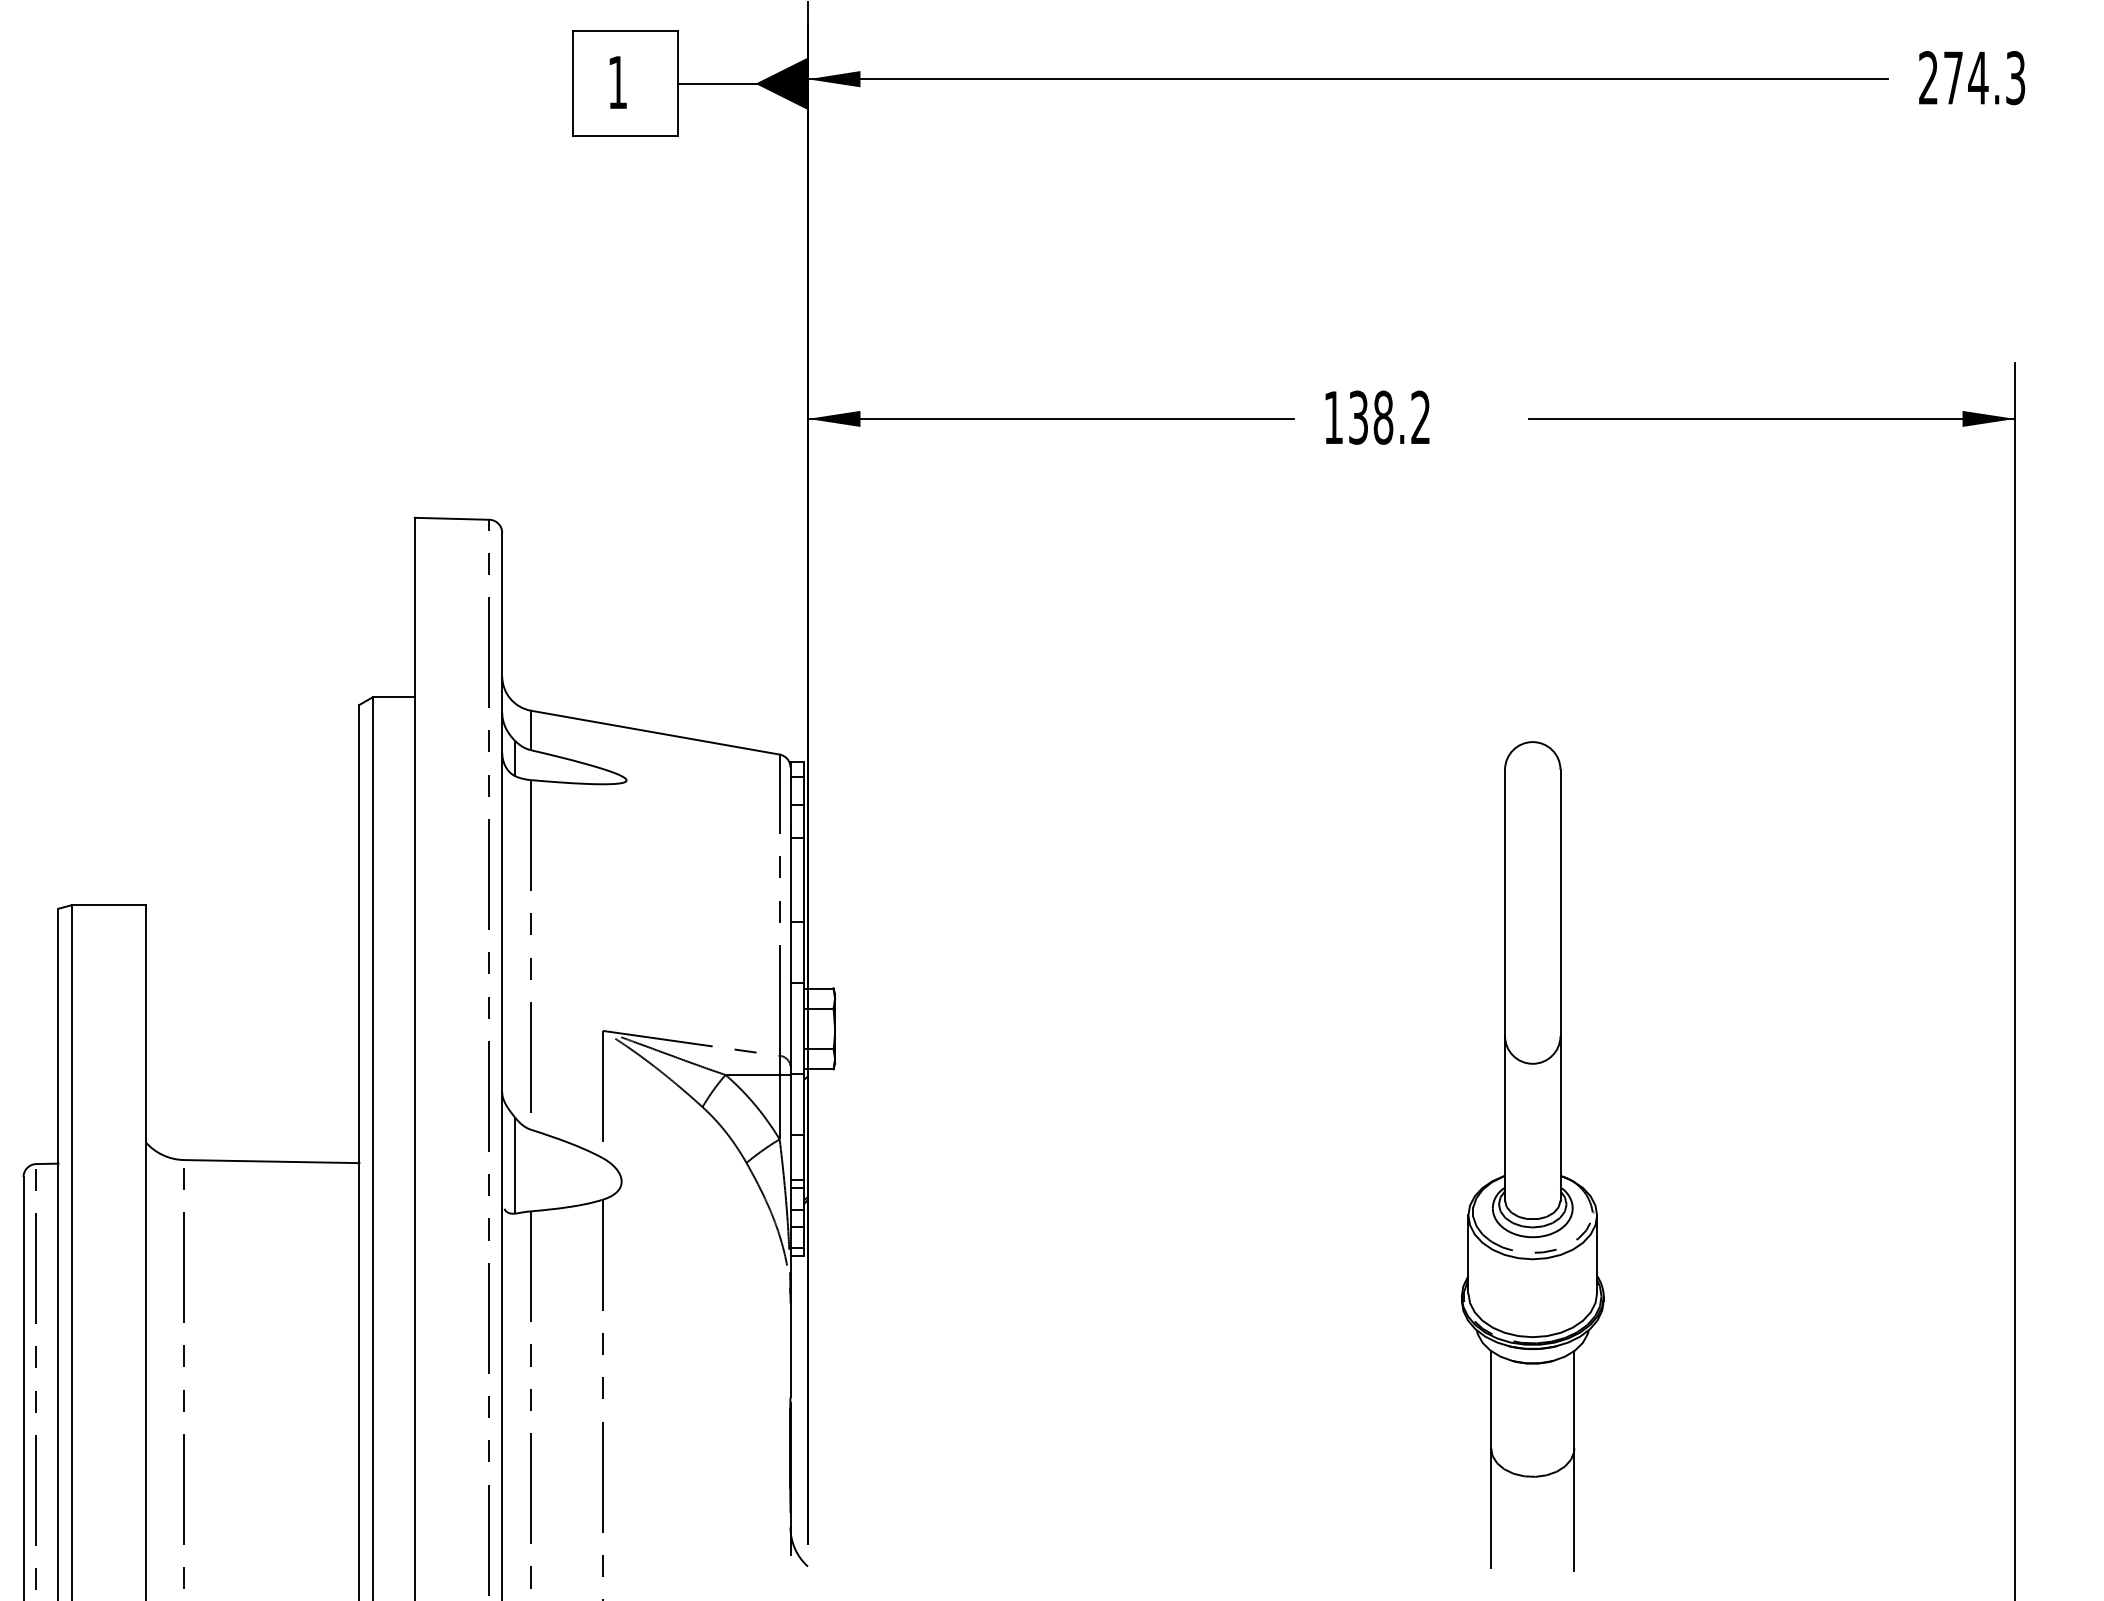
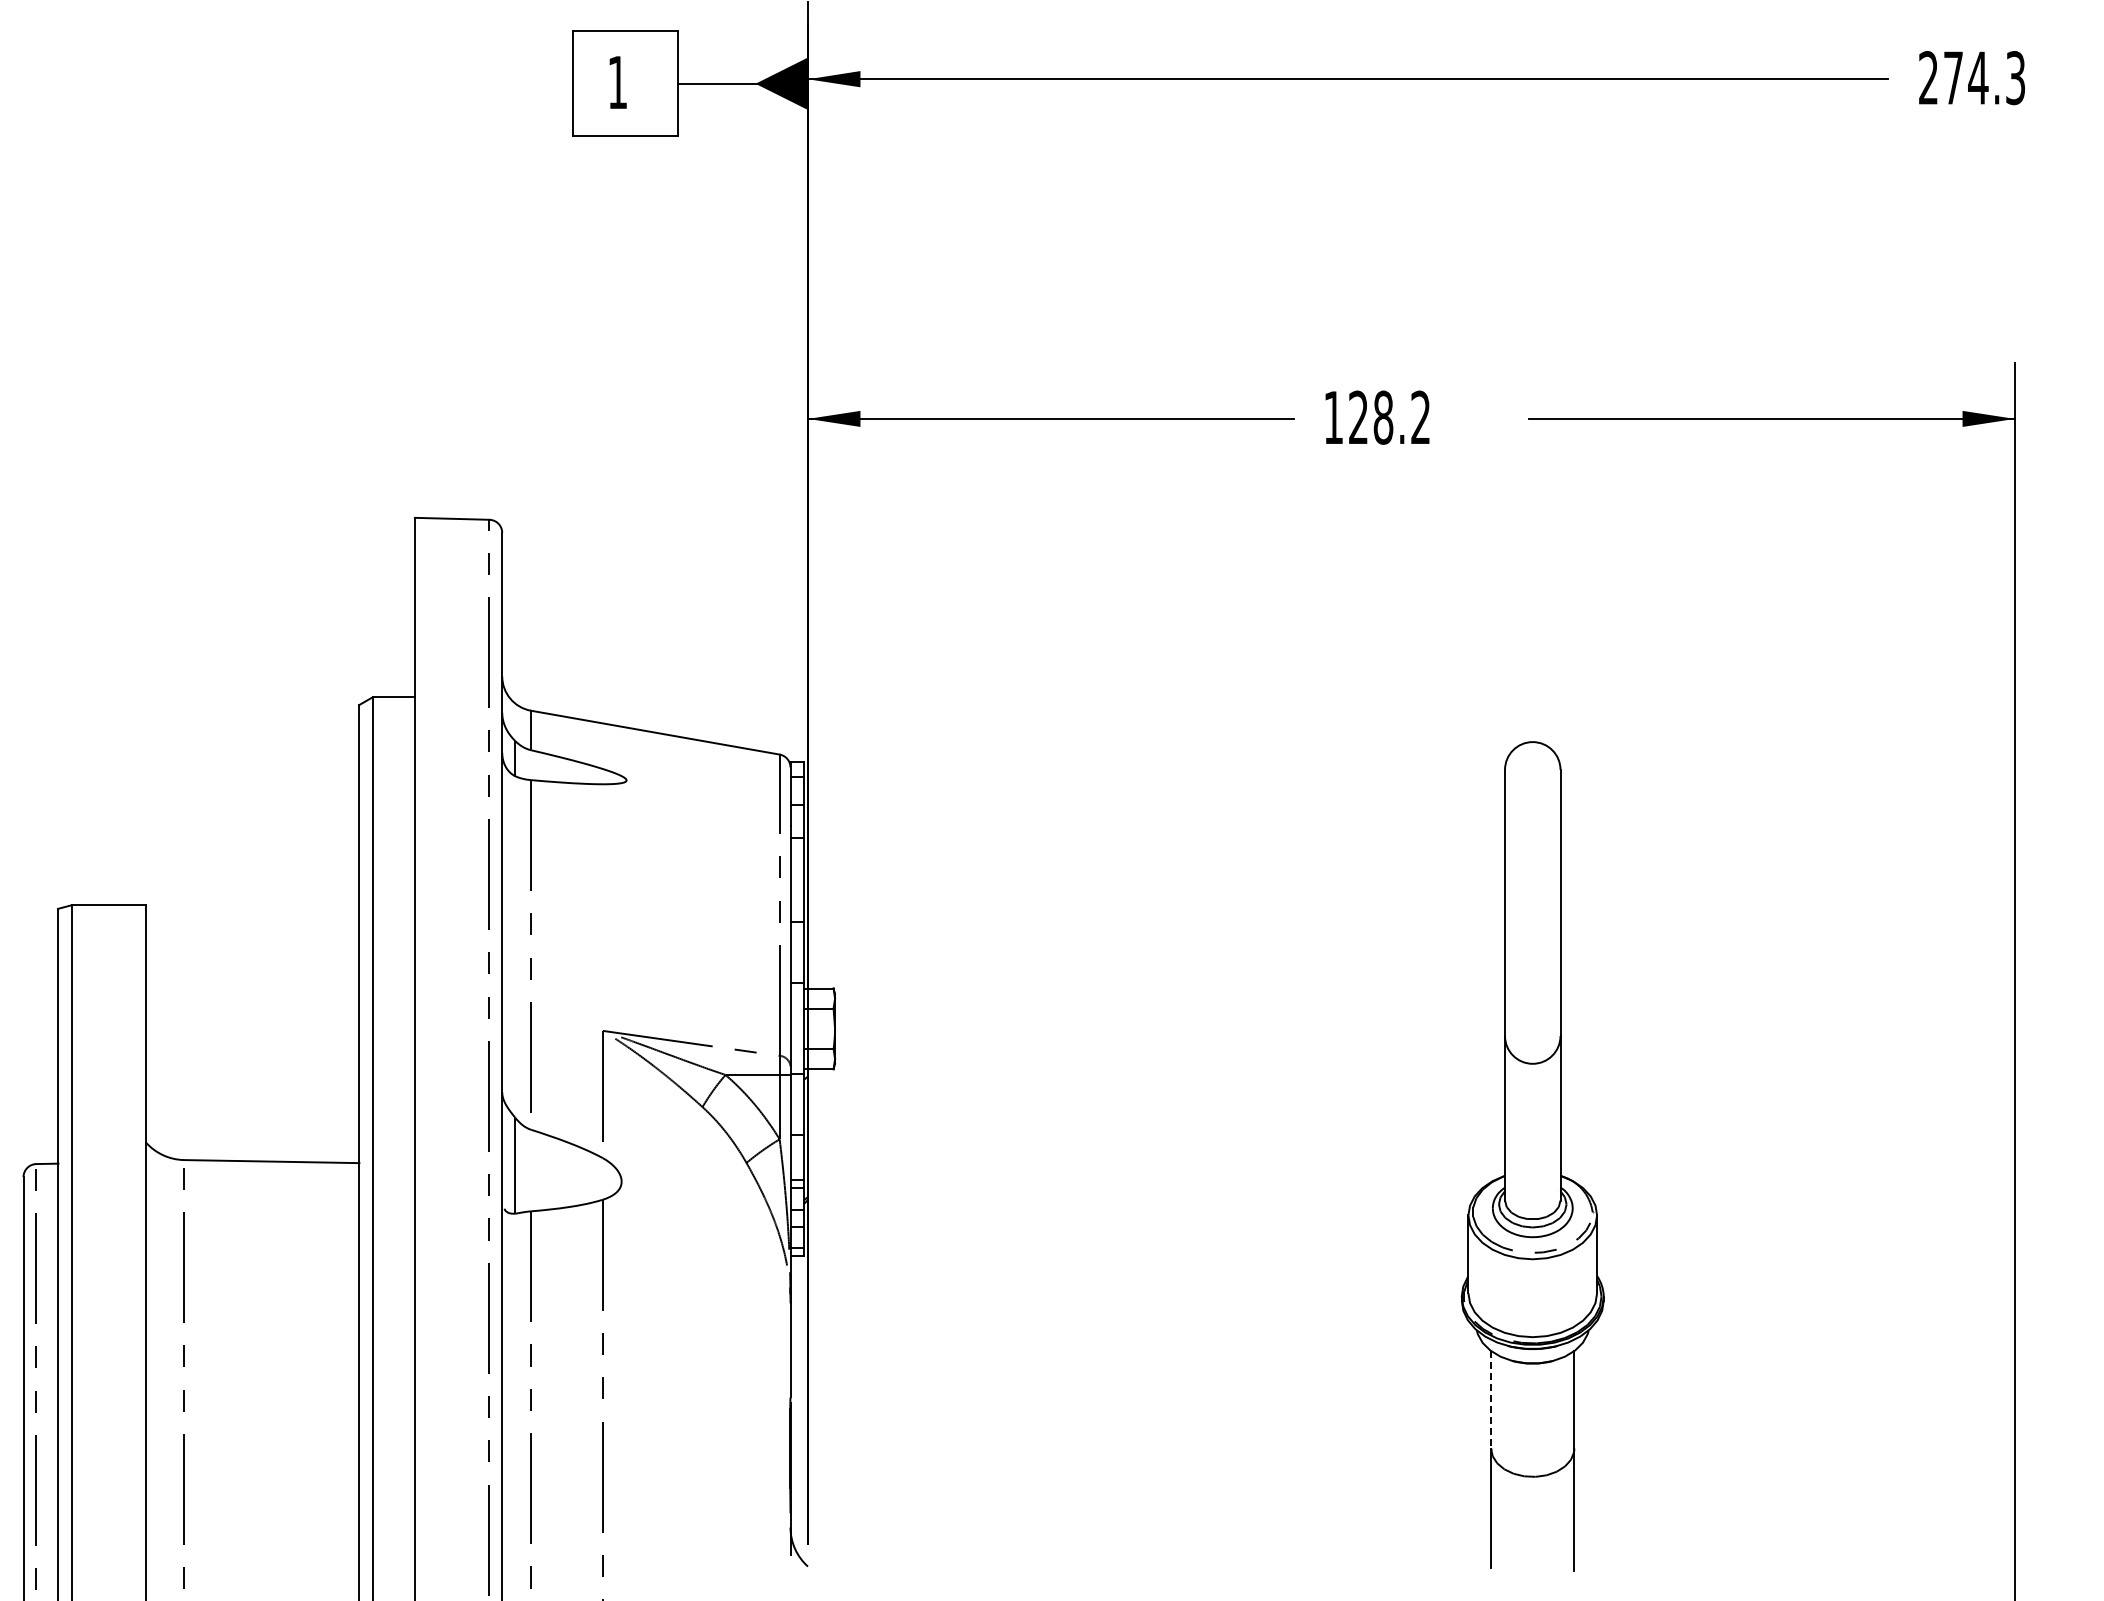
text: 138.2 -> 128.2 (1358, 417)
line: solid -> dashed (1491, 1399)
